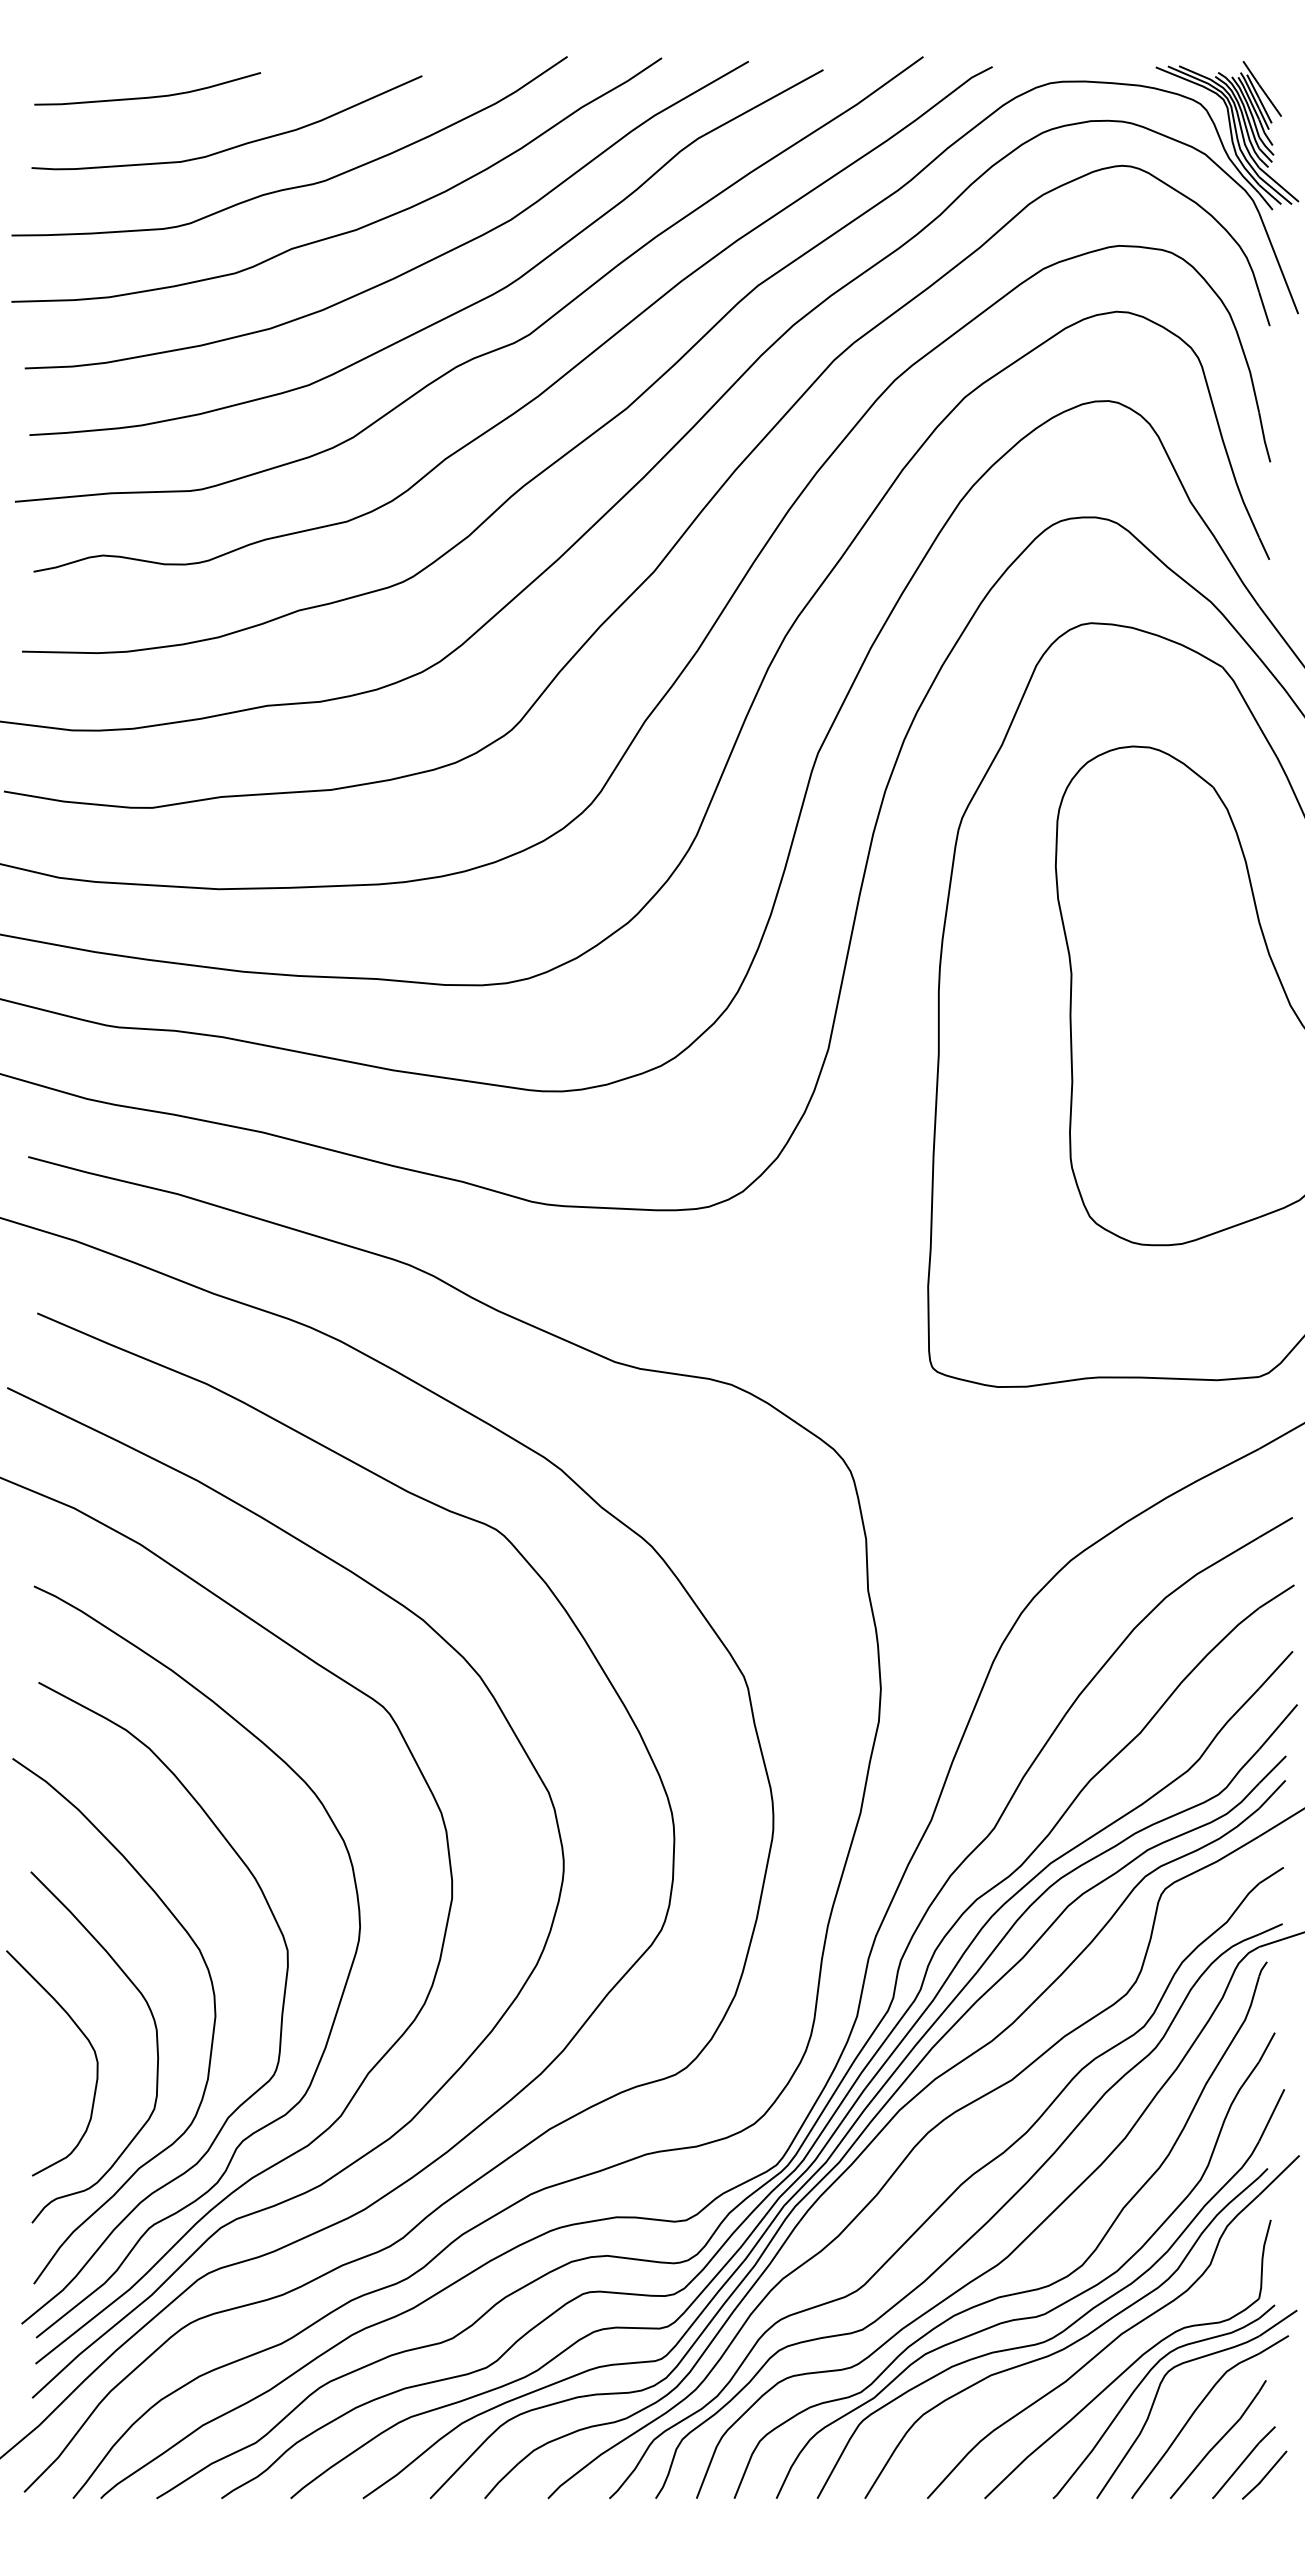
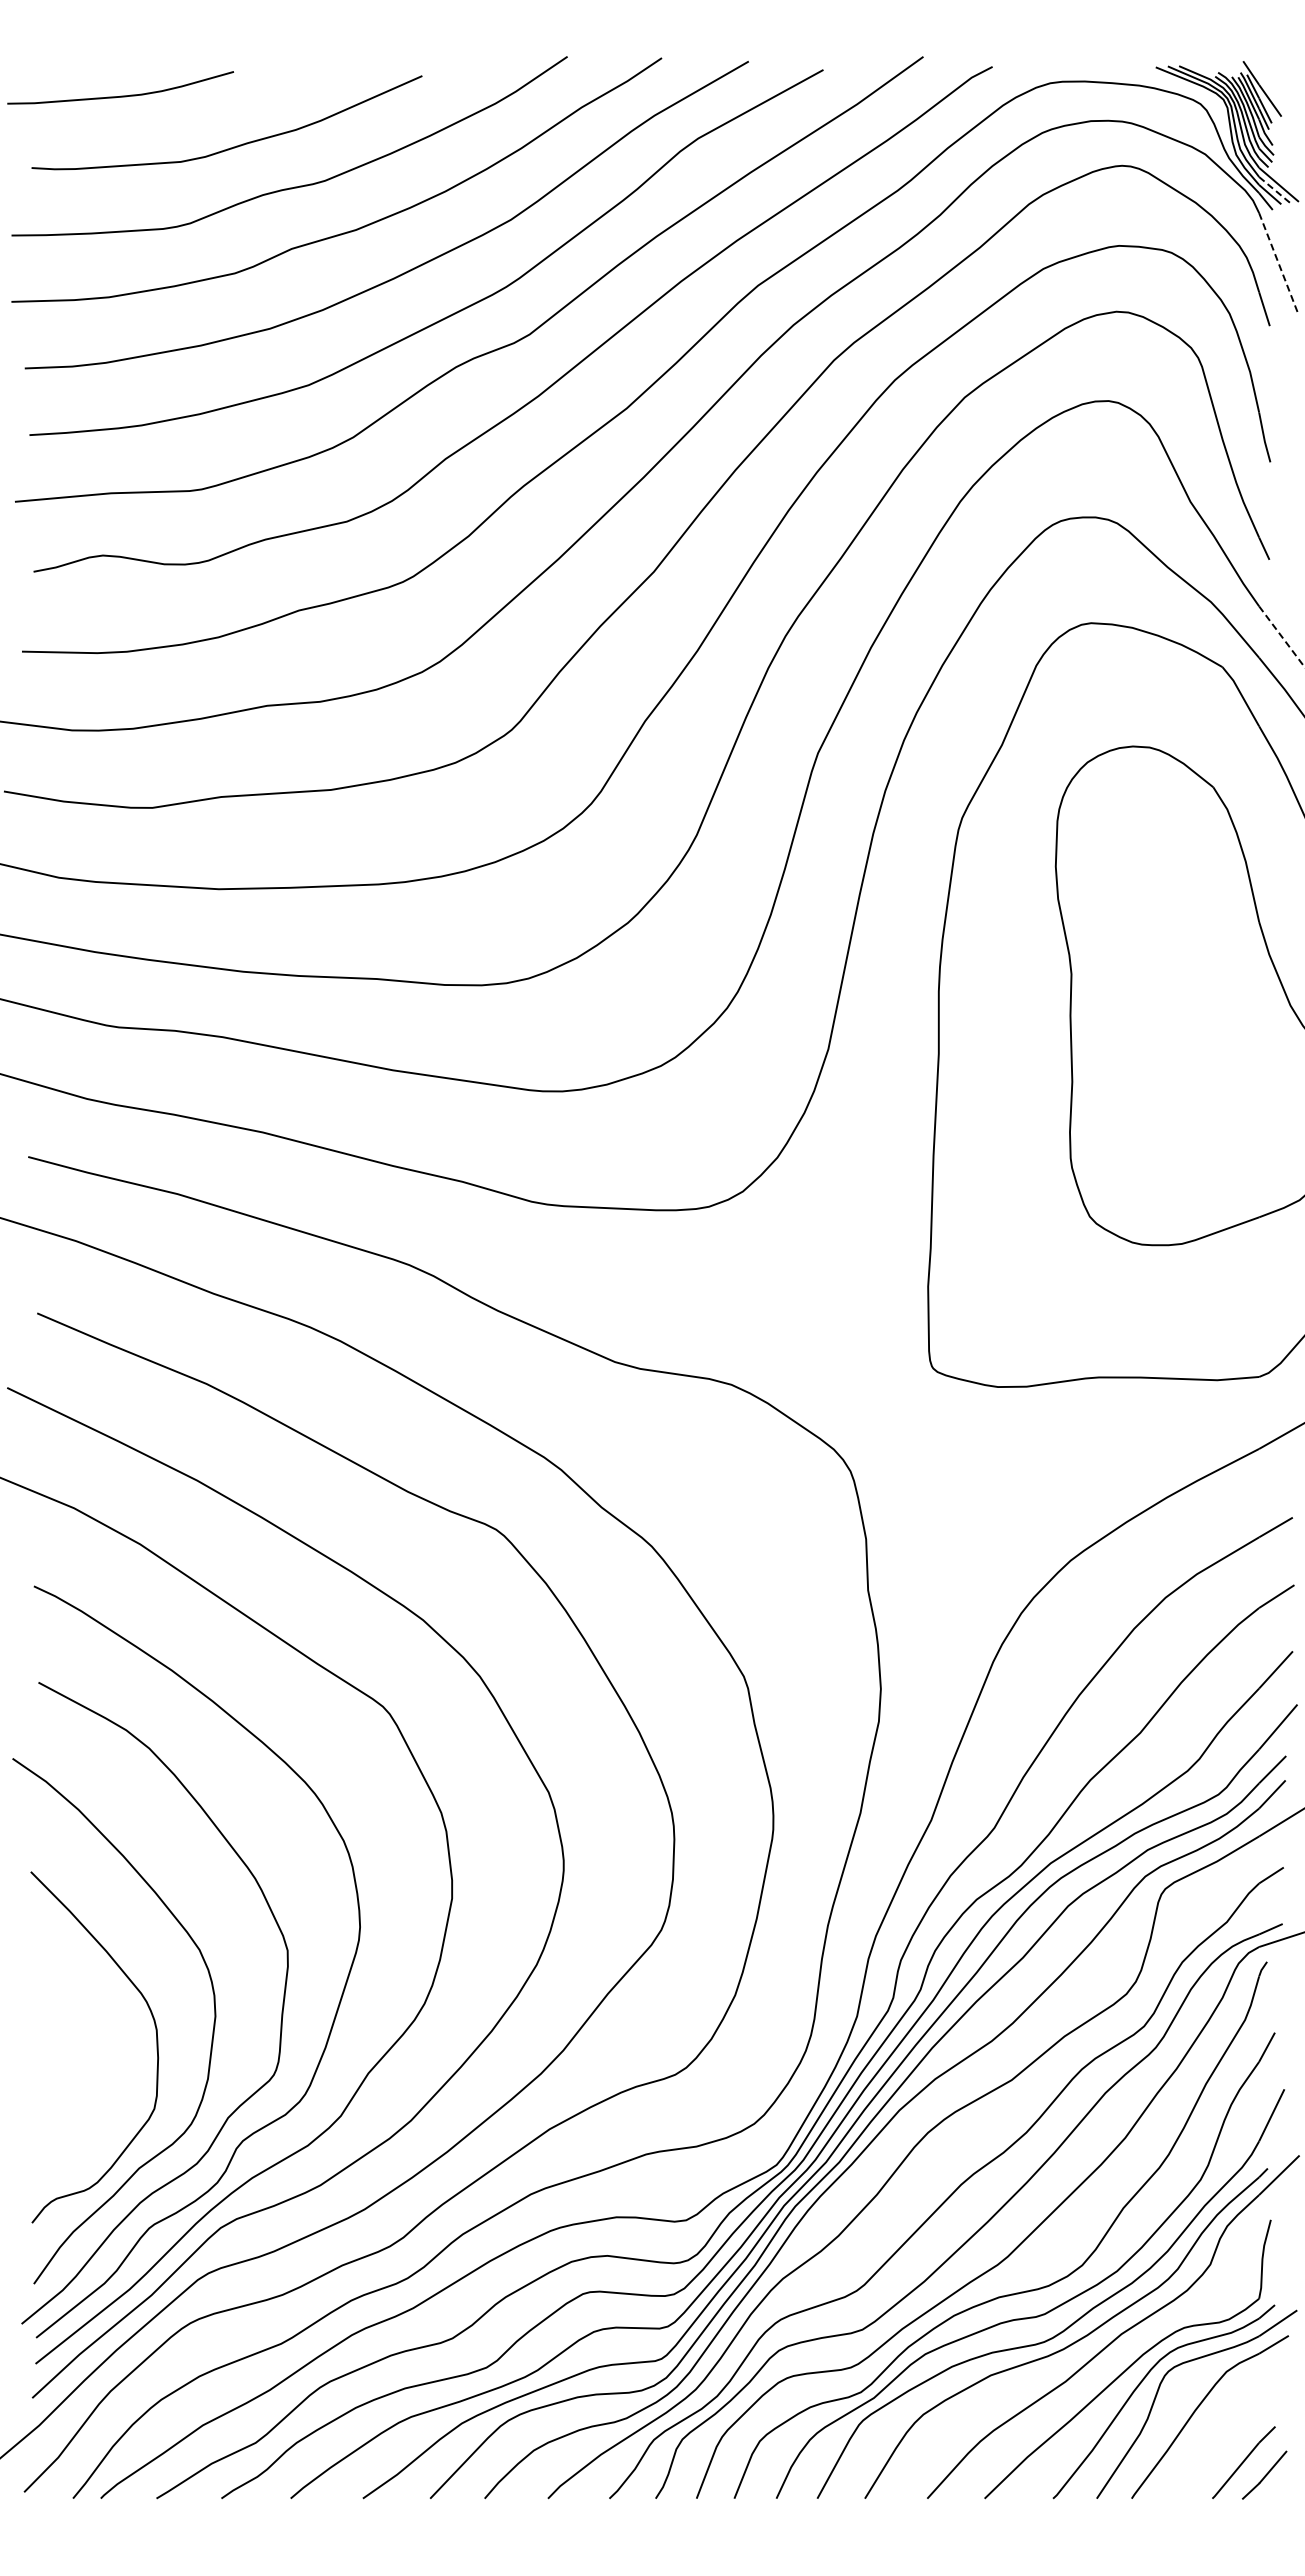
curve position: (147, 96) -> (120, 95) (120, 95)
line: solid -> dashed (1275, 191)
line: solid -> dashed (1278, 264)
line: solid -> dashed (1282, 637)
curve: present -> none (89, 2044)
part: present -> none (1218, 2439)
